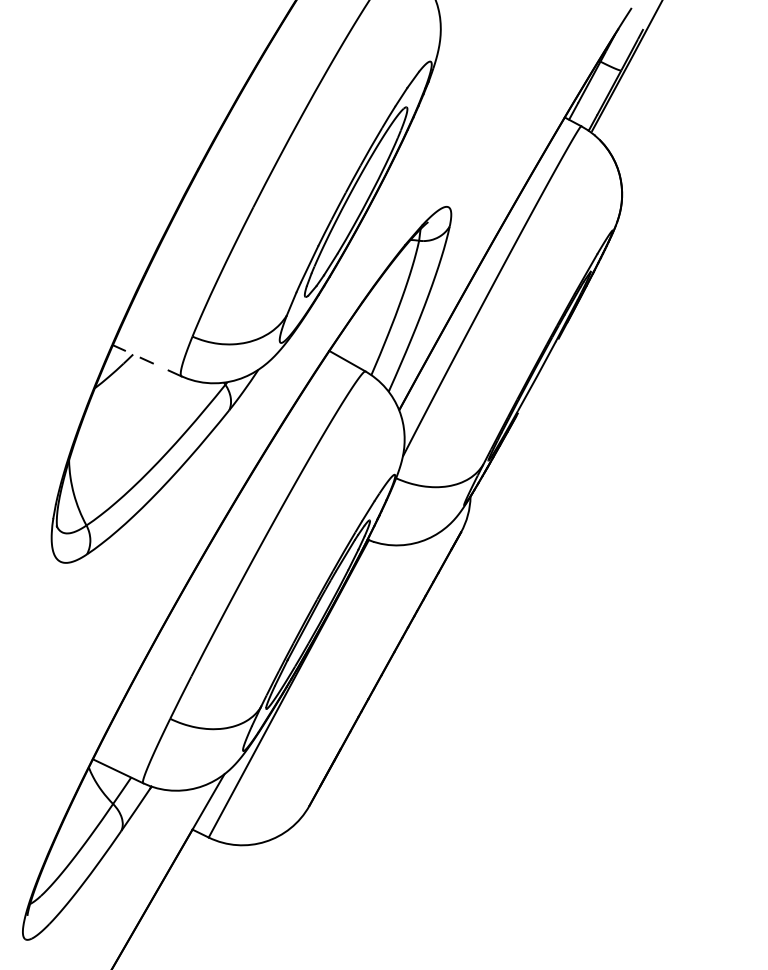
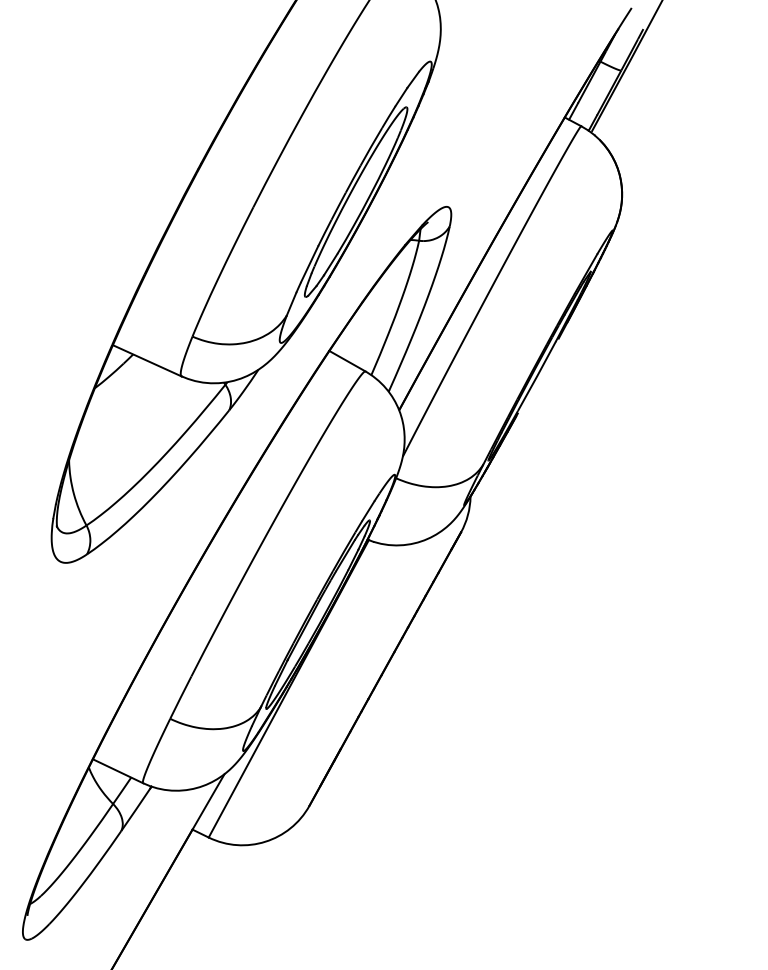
line: dashed -> solid (147, 360)
